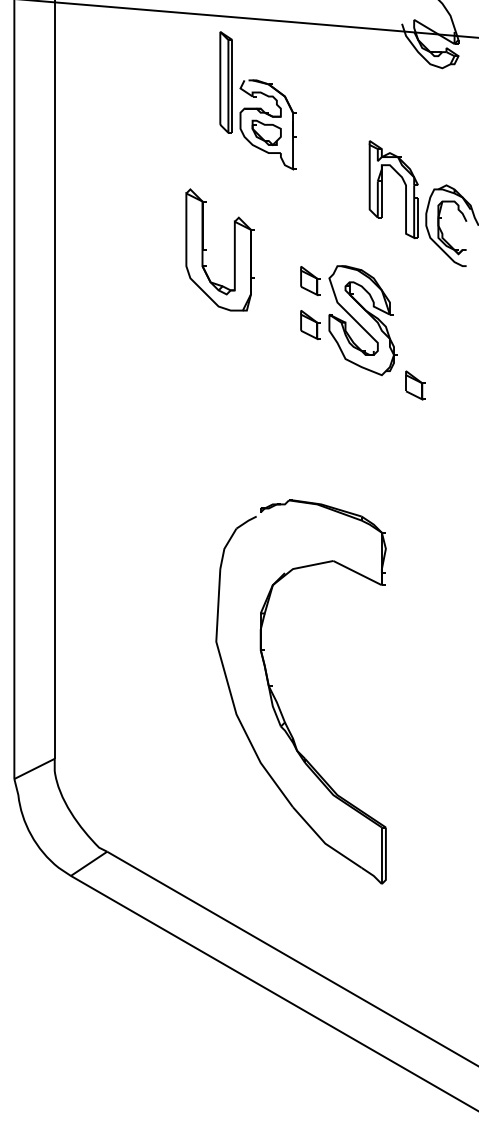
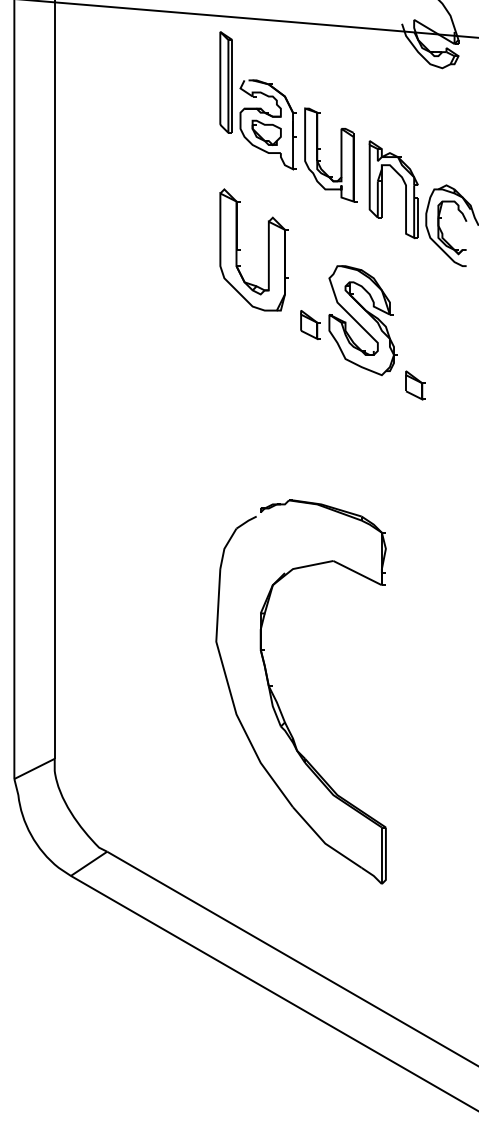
part: none -> present (340, 154)
part position: (206, 249) -> (240, 249) (240, 249)
part: present -> none (310, 280)
